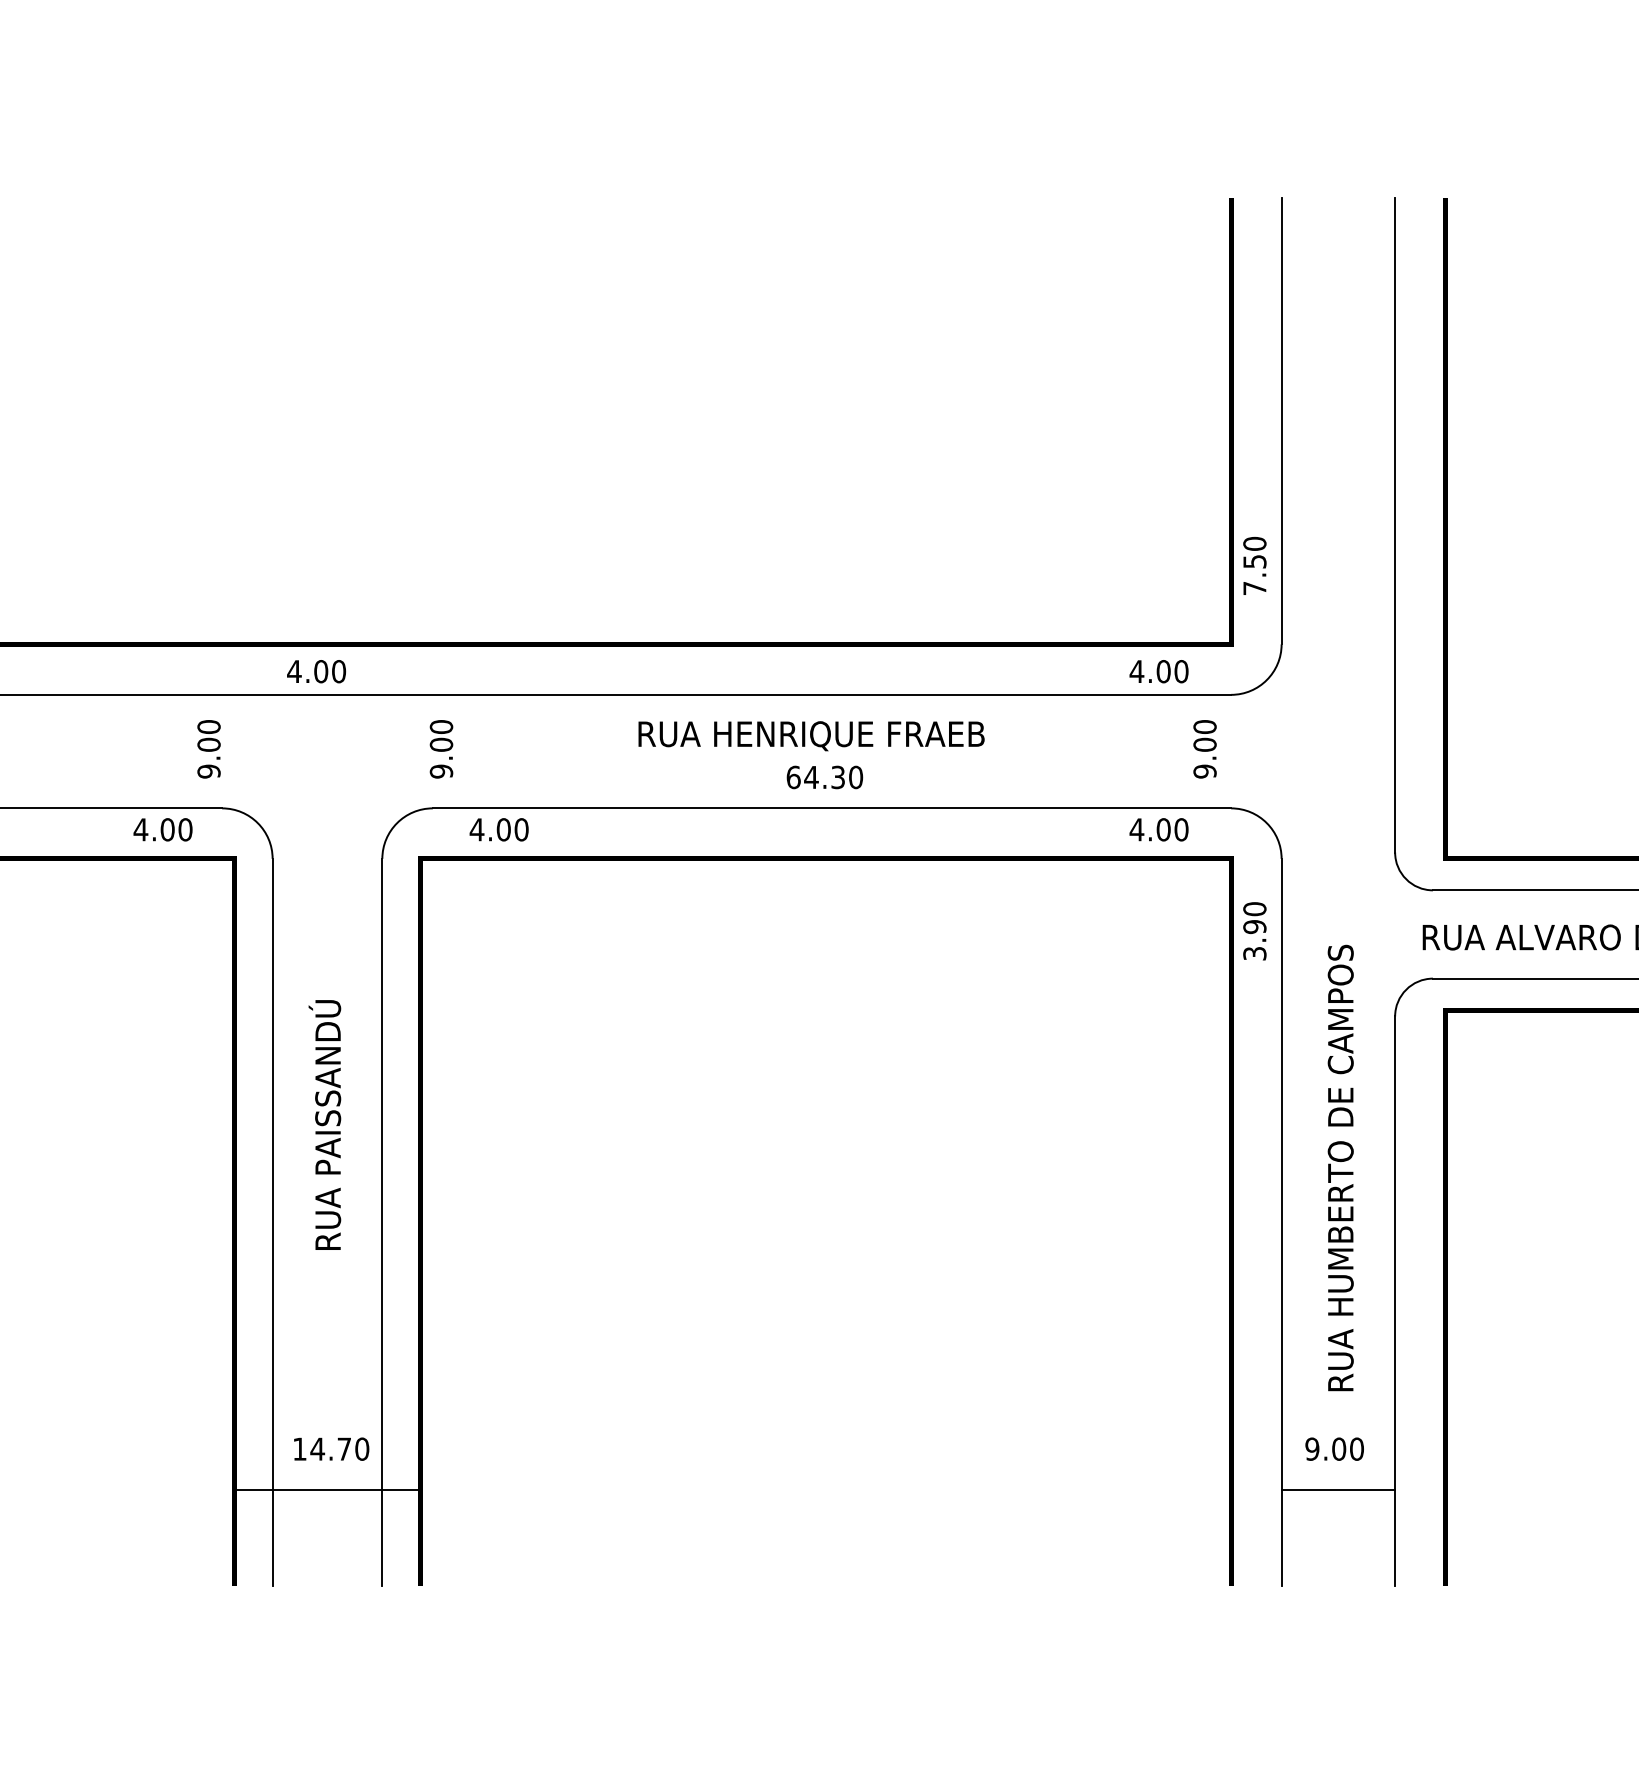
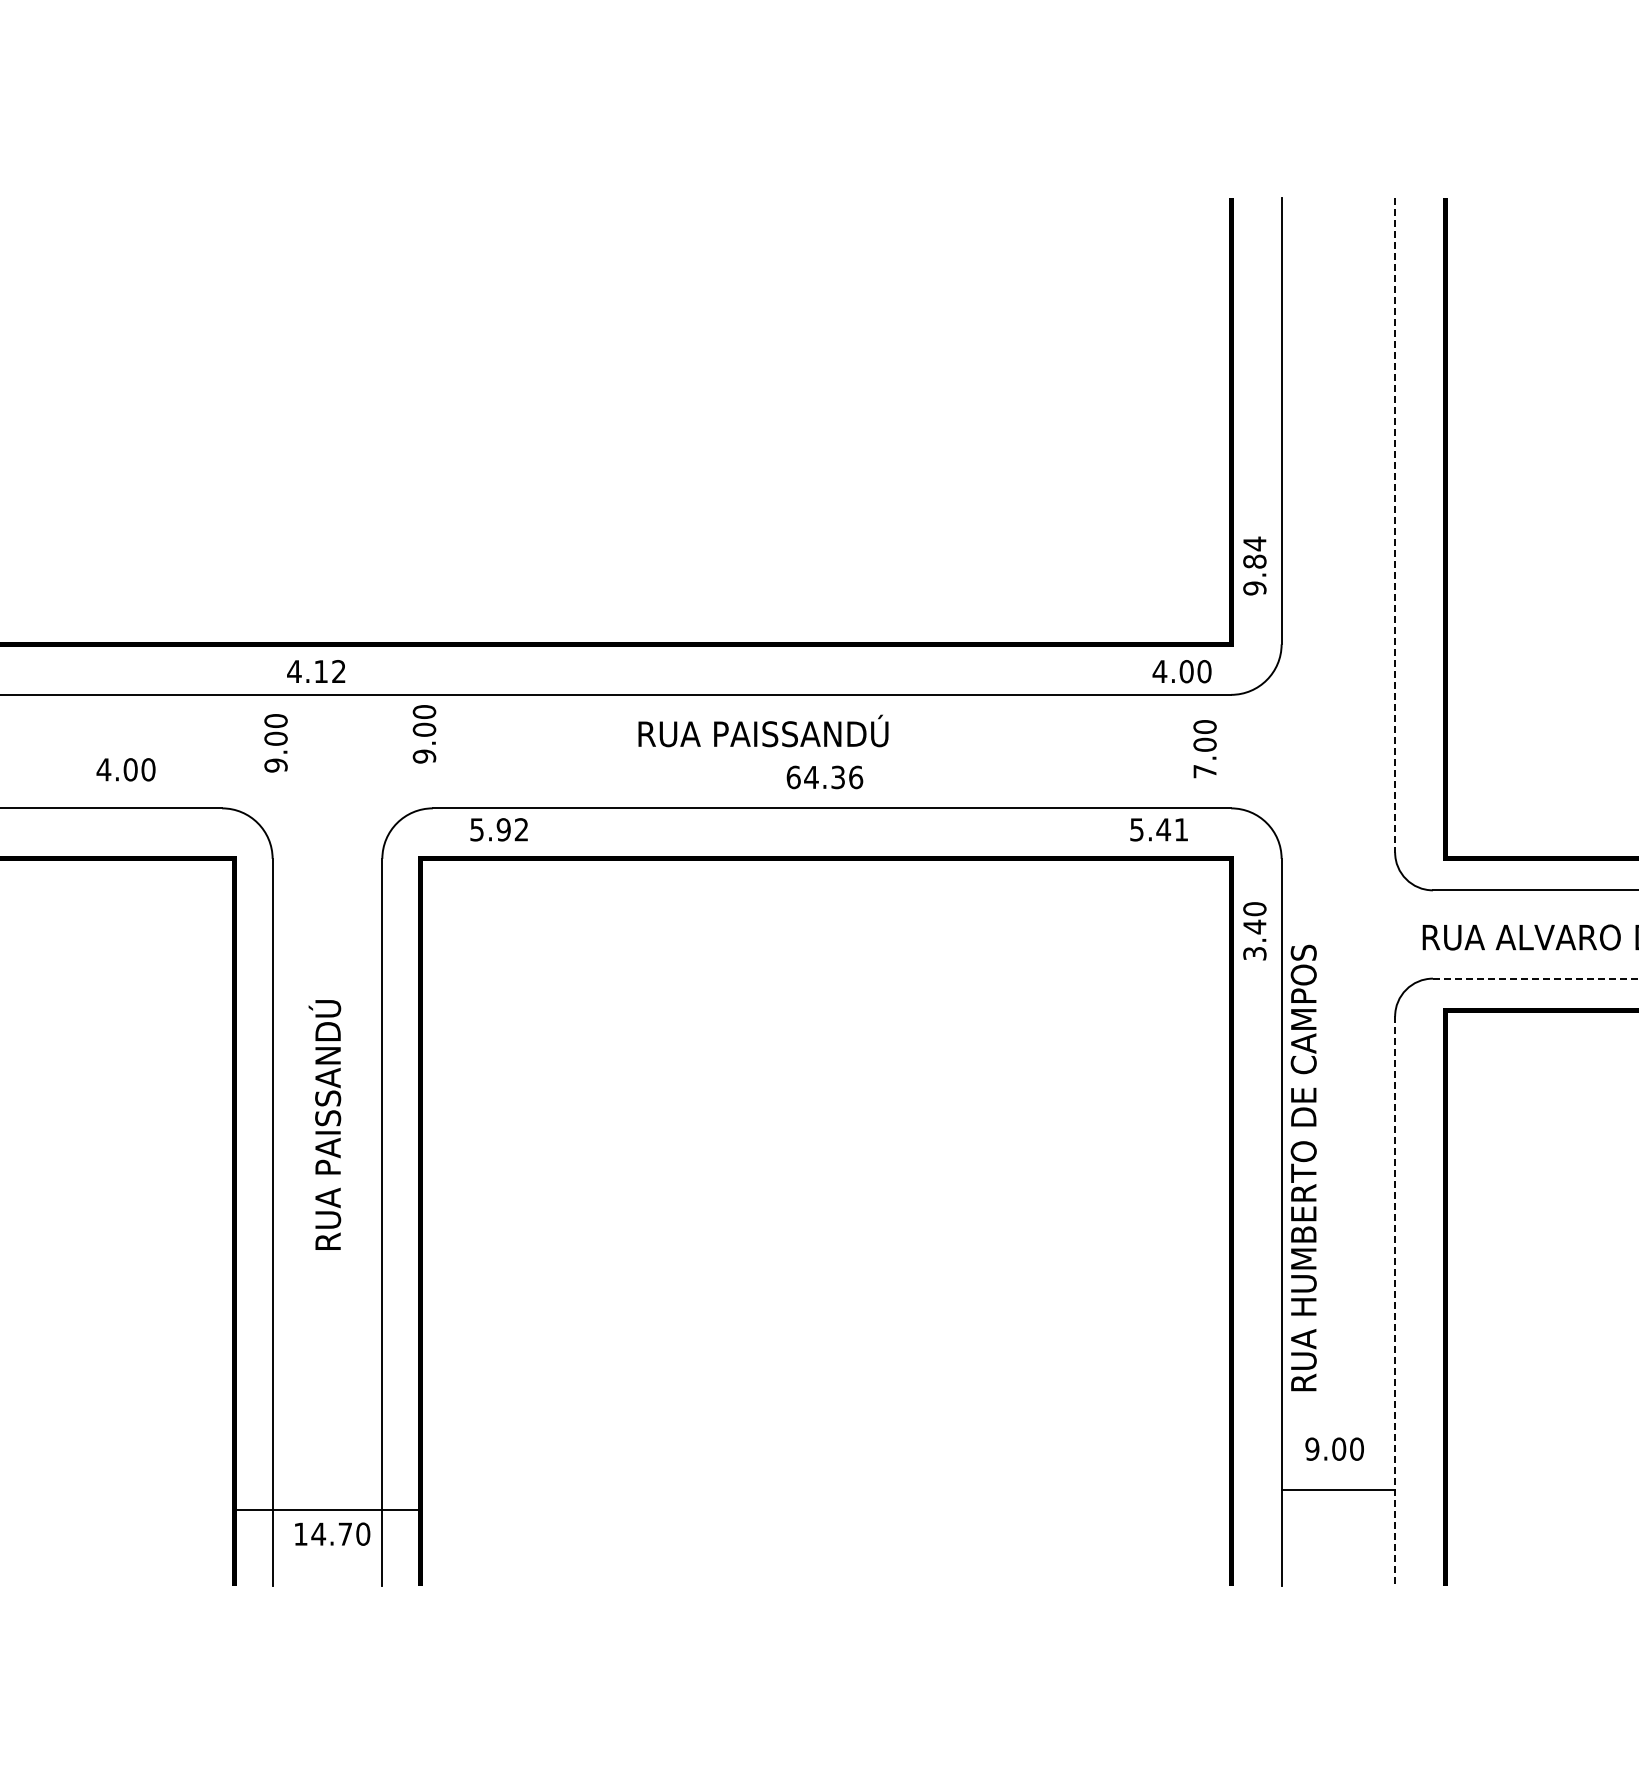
line: solid -> dashed (1395, 525)
text: 7.50 -> 9.84 (1254, 565)
text: 4.00 -> 4.12 (330, 671)
text position: (1158, 671) -> (1181, 671) (1181, 671)
text: RUA HENRIQUE FRAEB -> RUA PAISSANDÚ (850, 732)
text position: (208, 749) -> (275, 743) (275, 743)
text position: (441, 749) -> (424, 734) (424, 734)
text: 9.00 -> 7.00 (1204, 771)
text: 64.30 -> 64.36 (856, 776)
text position: (162, 829) -> (125, 769) (125, 769)
text: 4.00 -> 5.92 (498, 829)
text: 4.00 -> 5.41 (1158, 829)
text: 3.90 -> 3.40 (1254, 926)
line: solid -> dashed (1535, 978)
text position: (1340, 1167) -> (1303, 1167) (1303, 1167)
line: solid -> dashed (1395, 1301)
text position: (331, 1448) -> (332, 1533) (332, 1533)
line position: (327, 1489) -> (327, 1509) (327, 1509)
